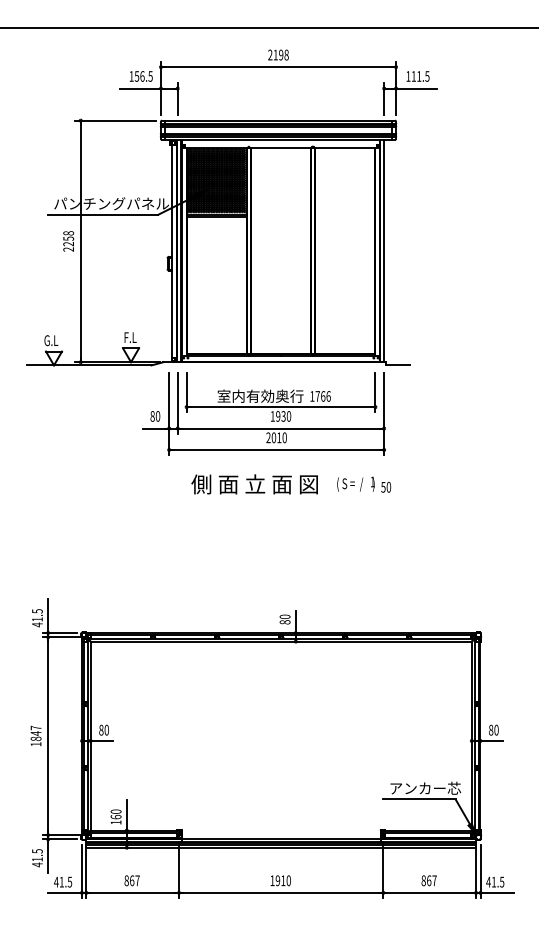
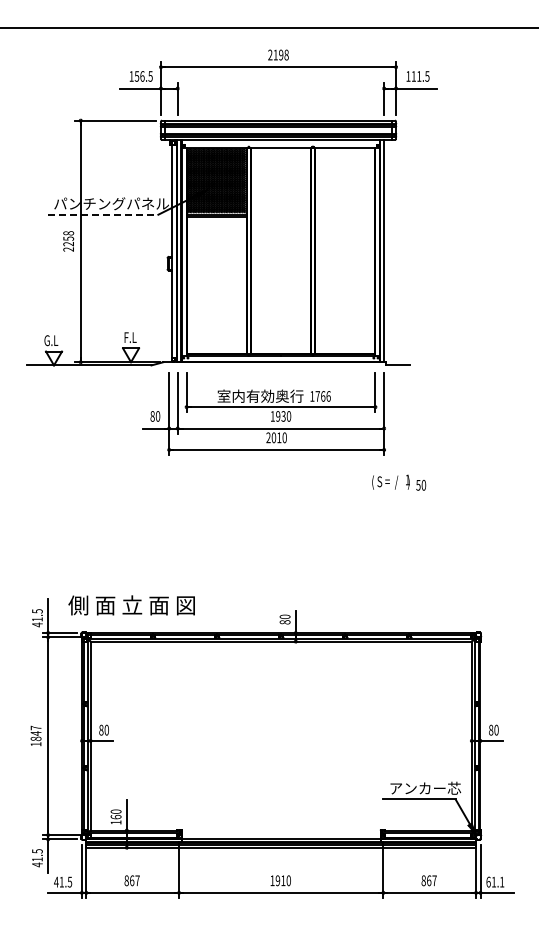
line: solid -> dashed (103, 214)
text position: (254, 484) -> (131, 605) (131, 605)
text position: (364, 484) -> (399, 482) (399, 482)
text: 41.5 -> 61.1 (495, 881)
